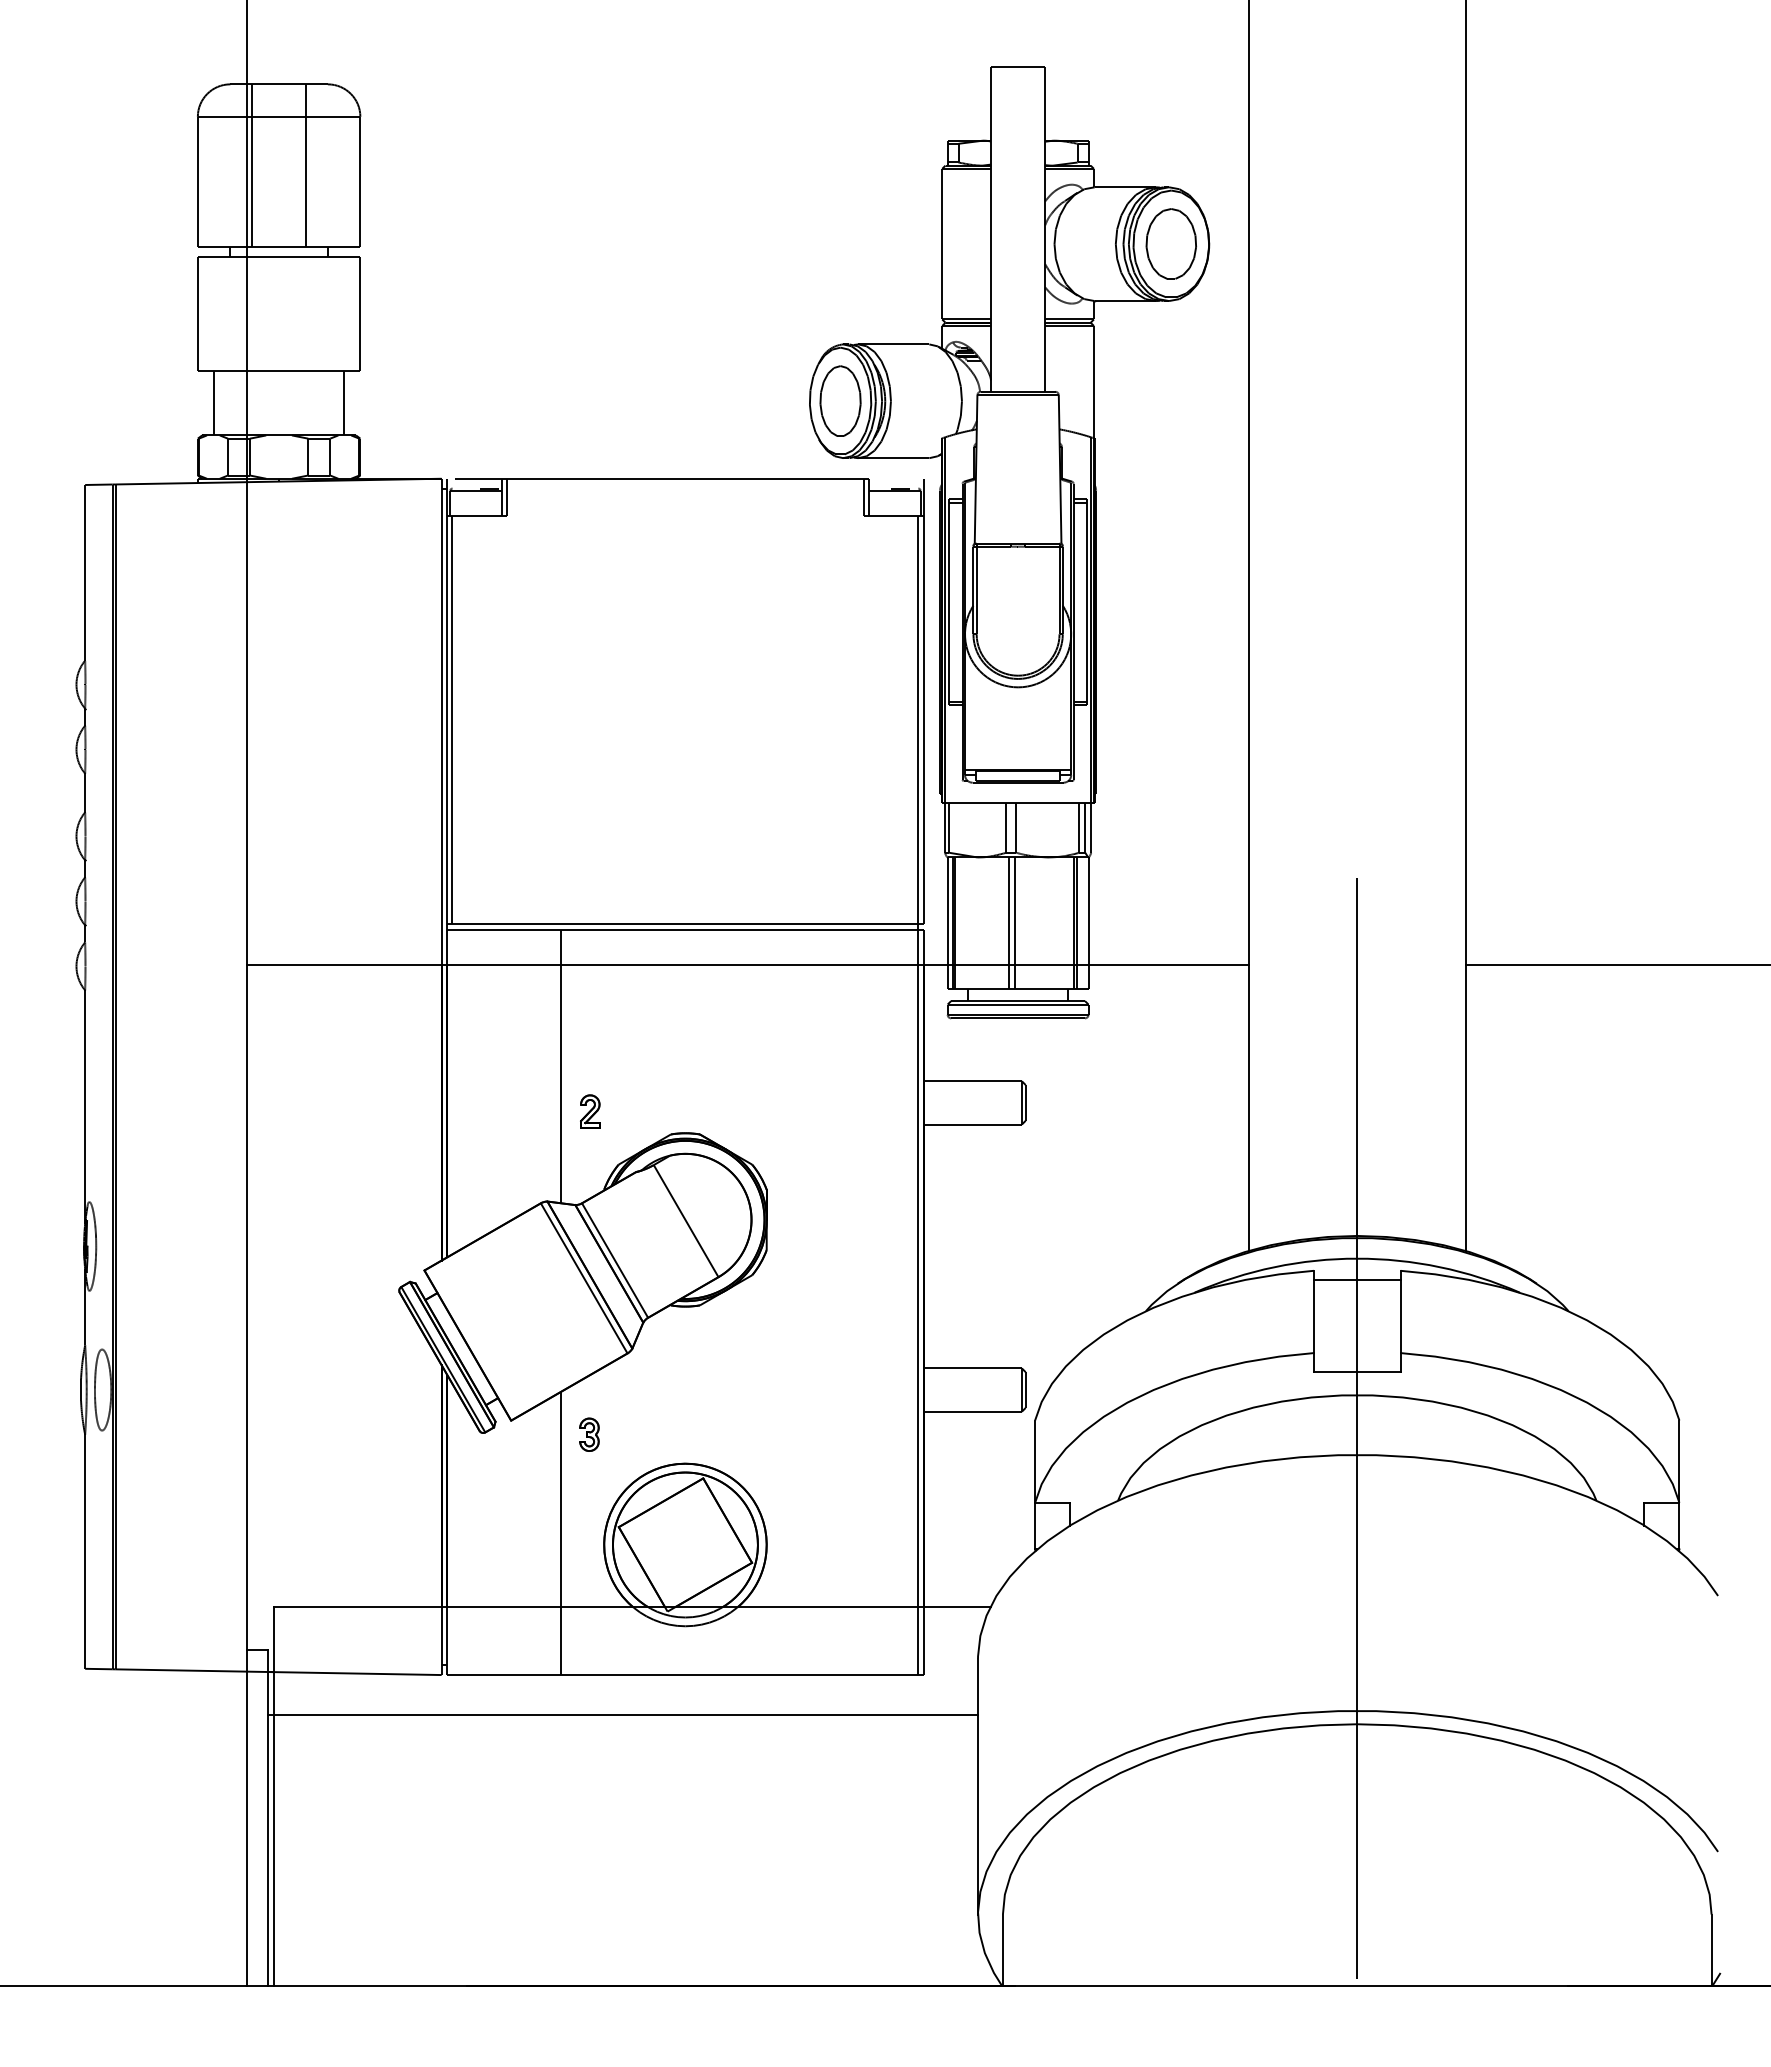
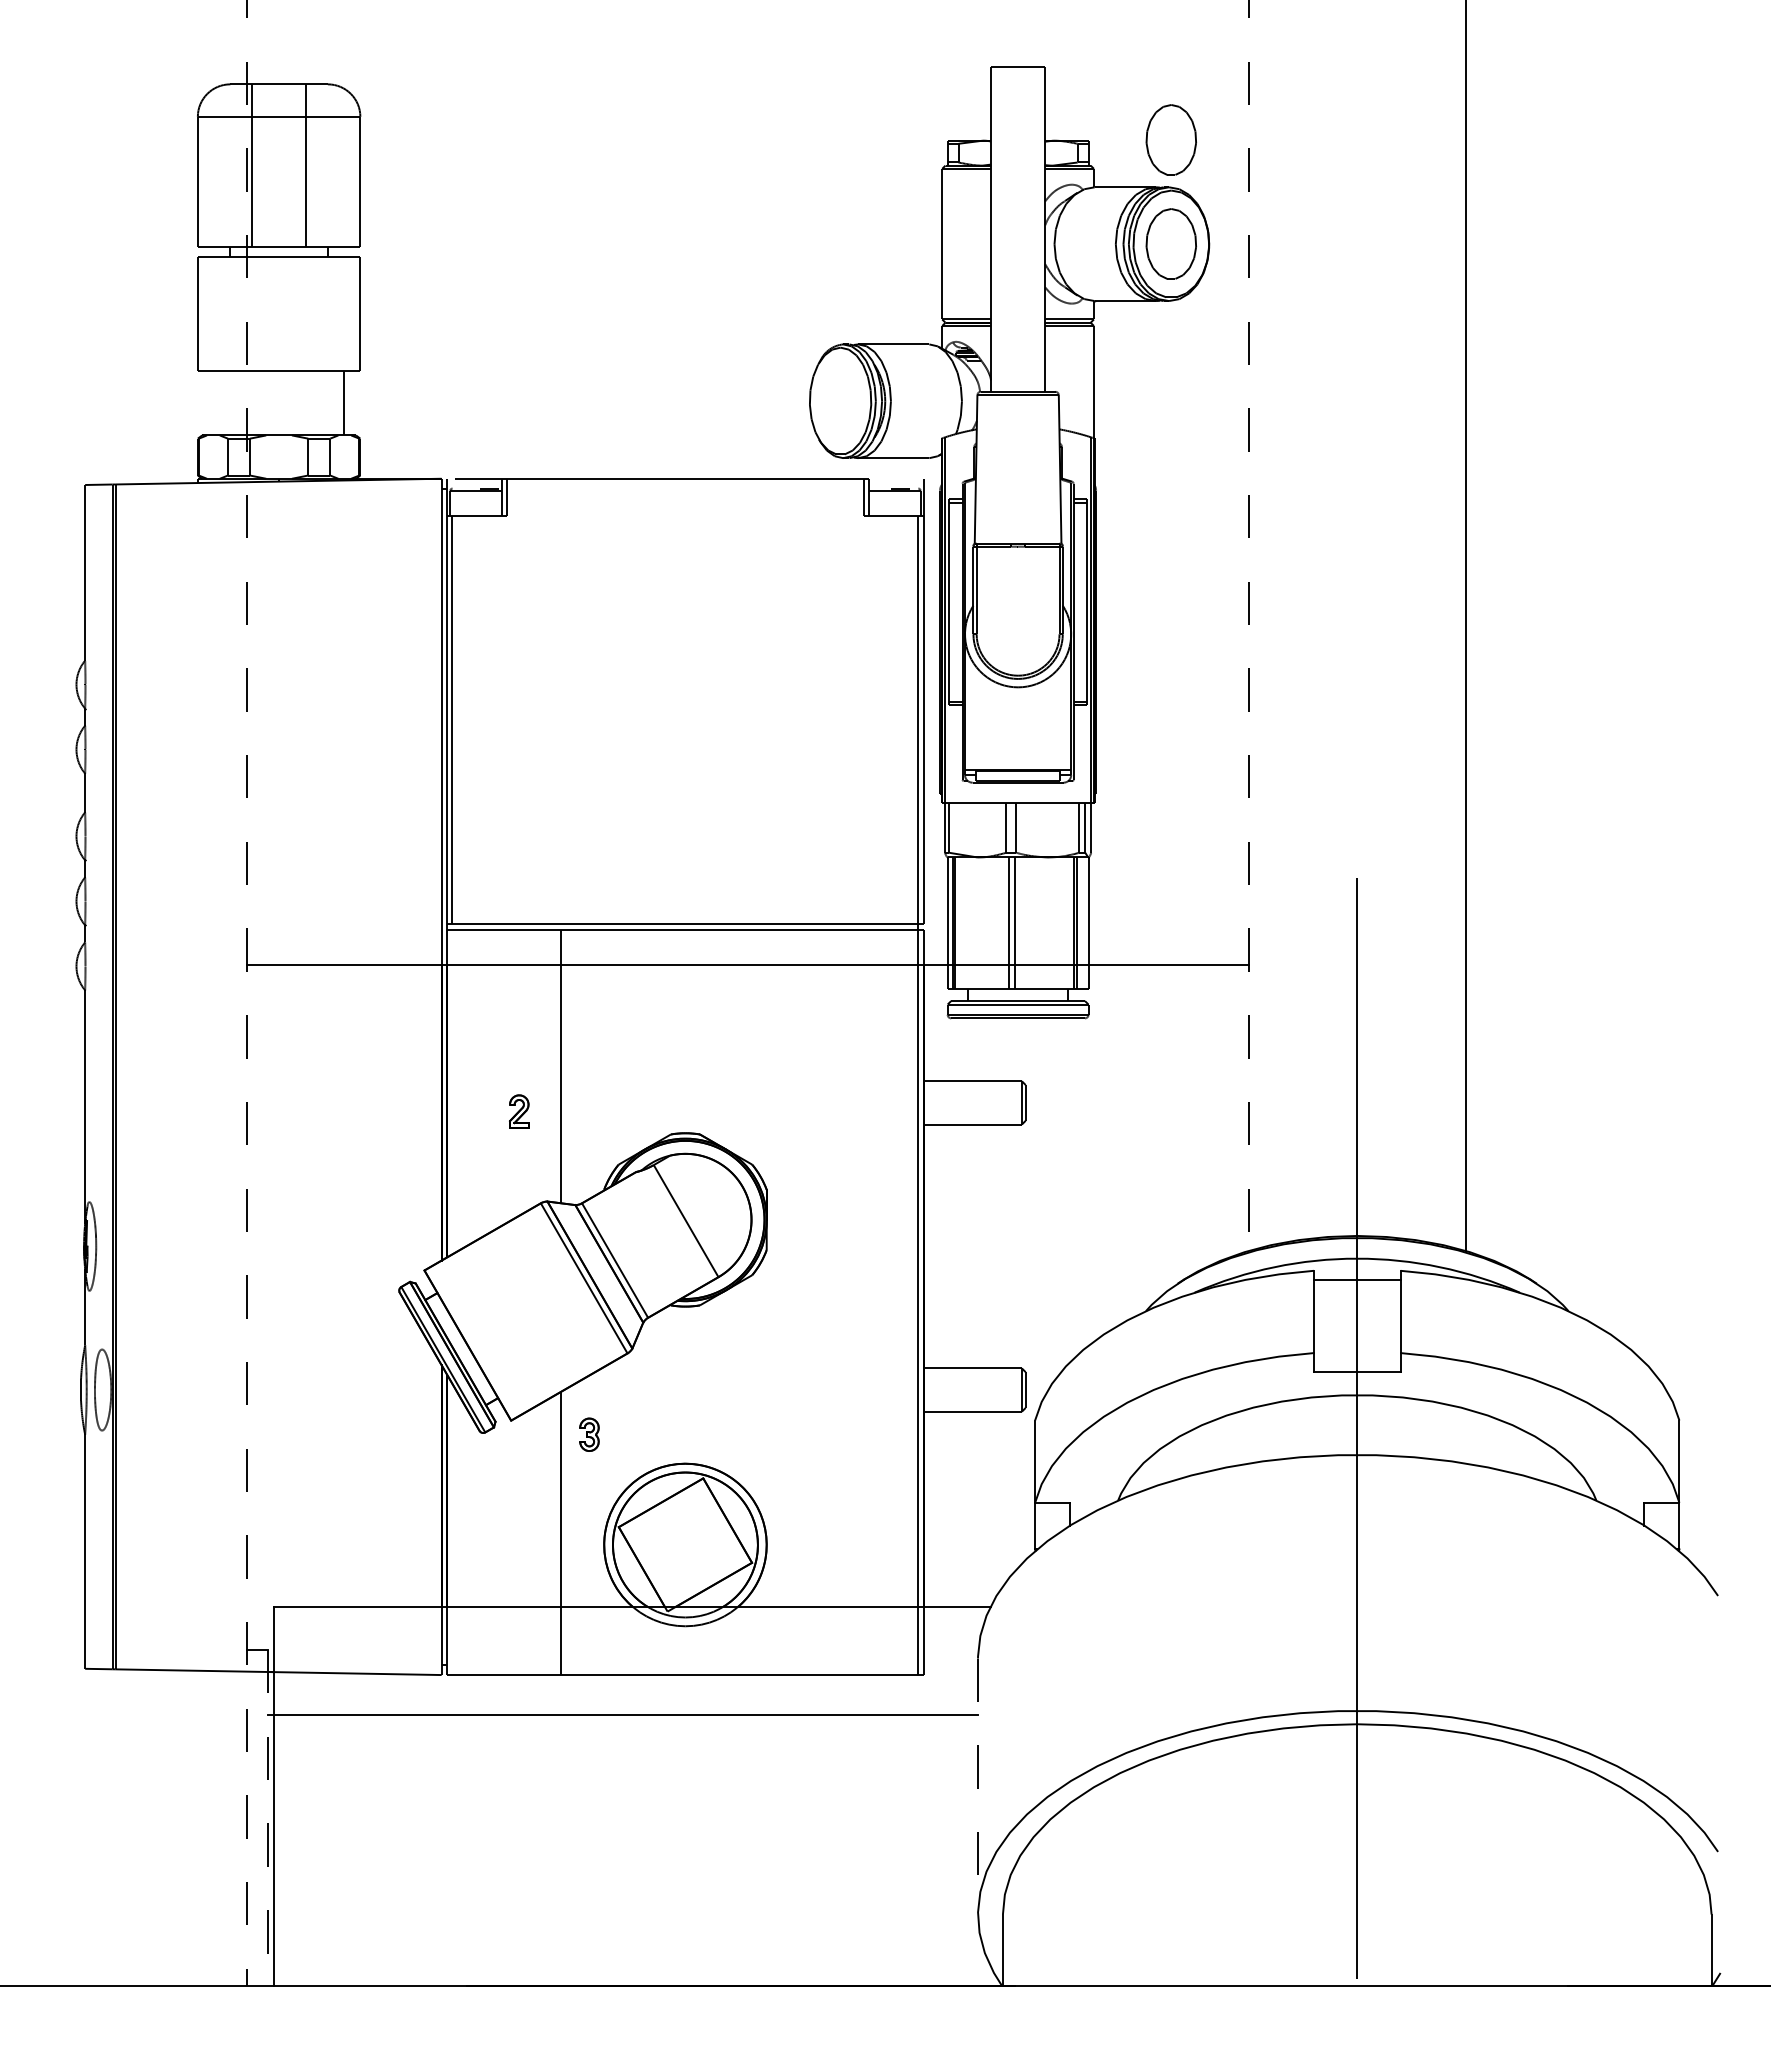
part: none -> present (1170, 139)
part: present -> none (840, 400)
line: present -> none (214, 403)
line: solid -> dashed (1248, 625)
line: present -> none (1616, 965)
line: solid -> dashed (246, 993)
part position: (590, 1111) -> (519, 1111) (519, 1111)
line: solid -> dashed (978, 1786)
line: solid -> dashed (268, 1818)
